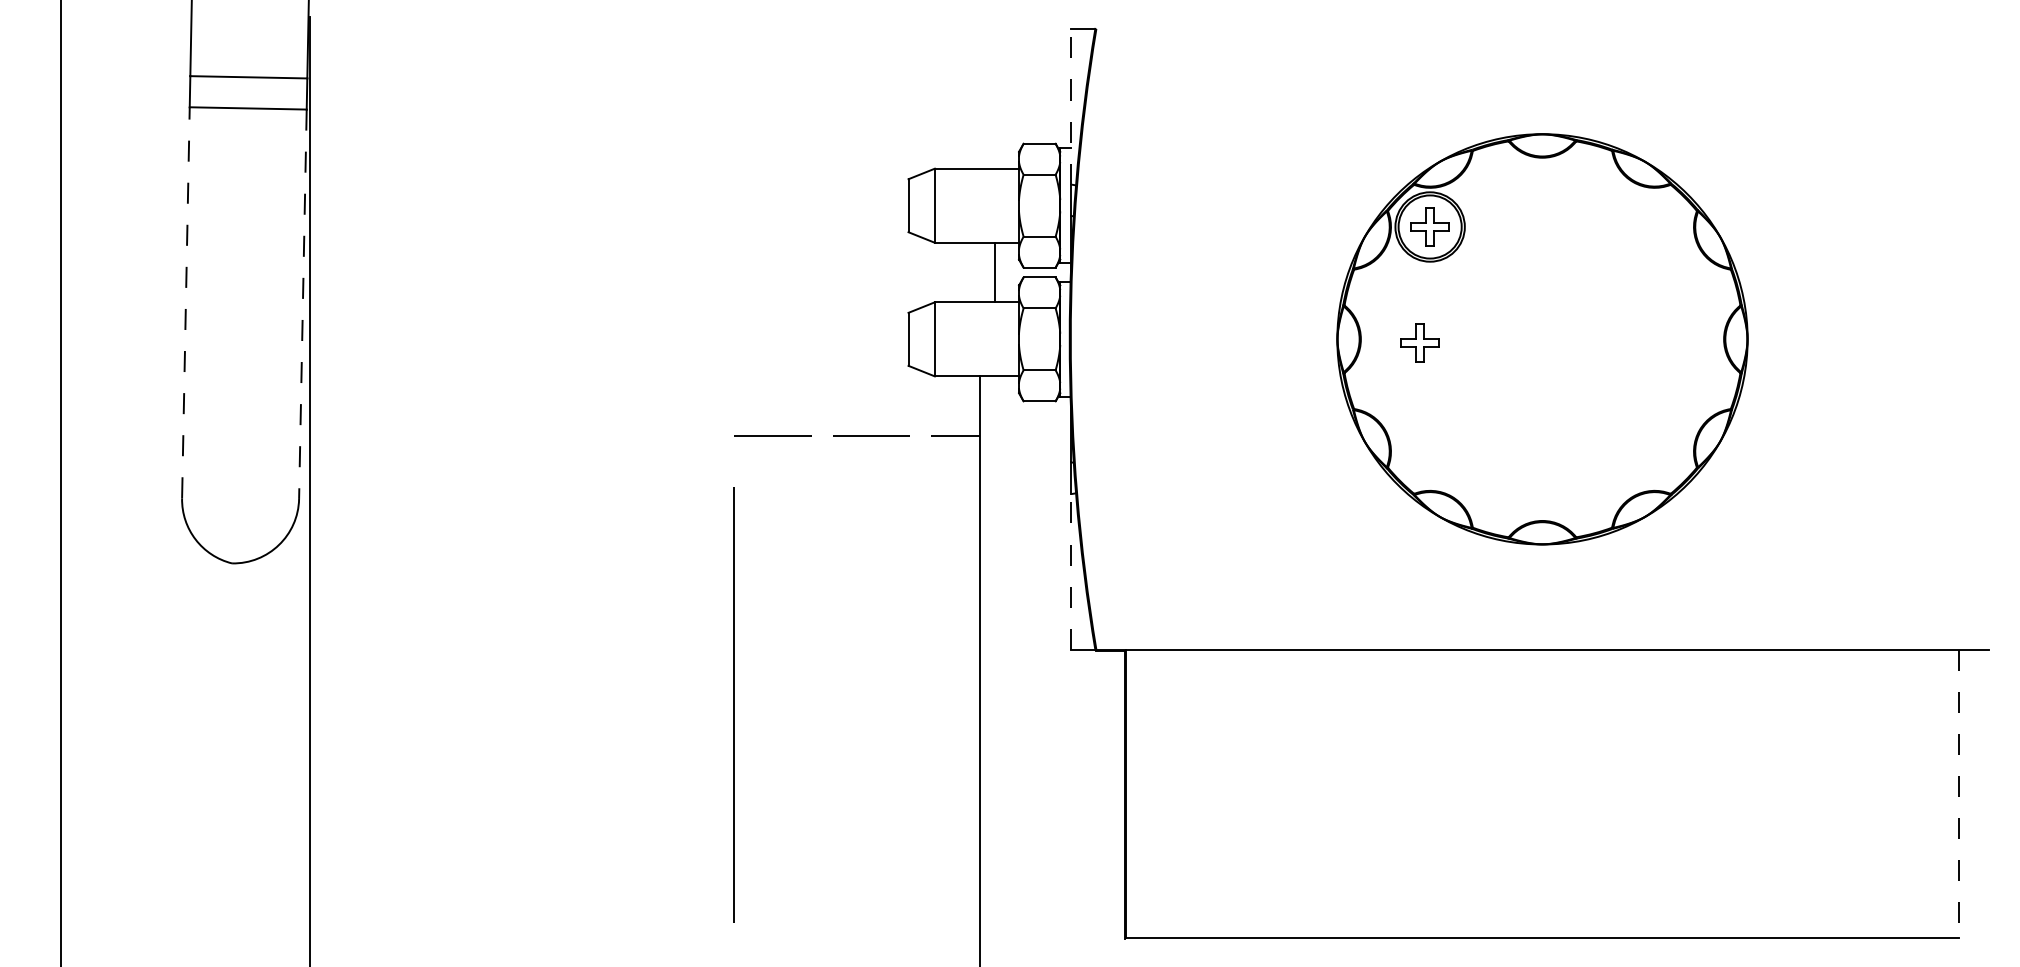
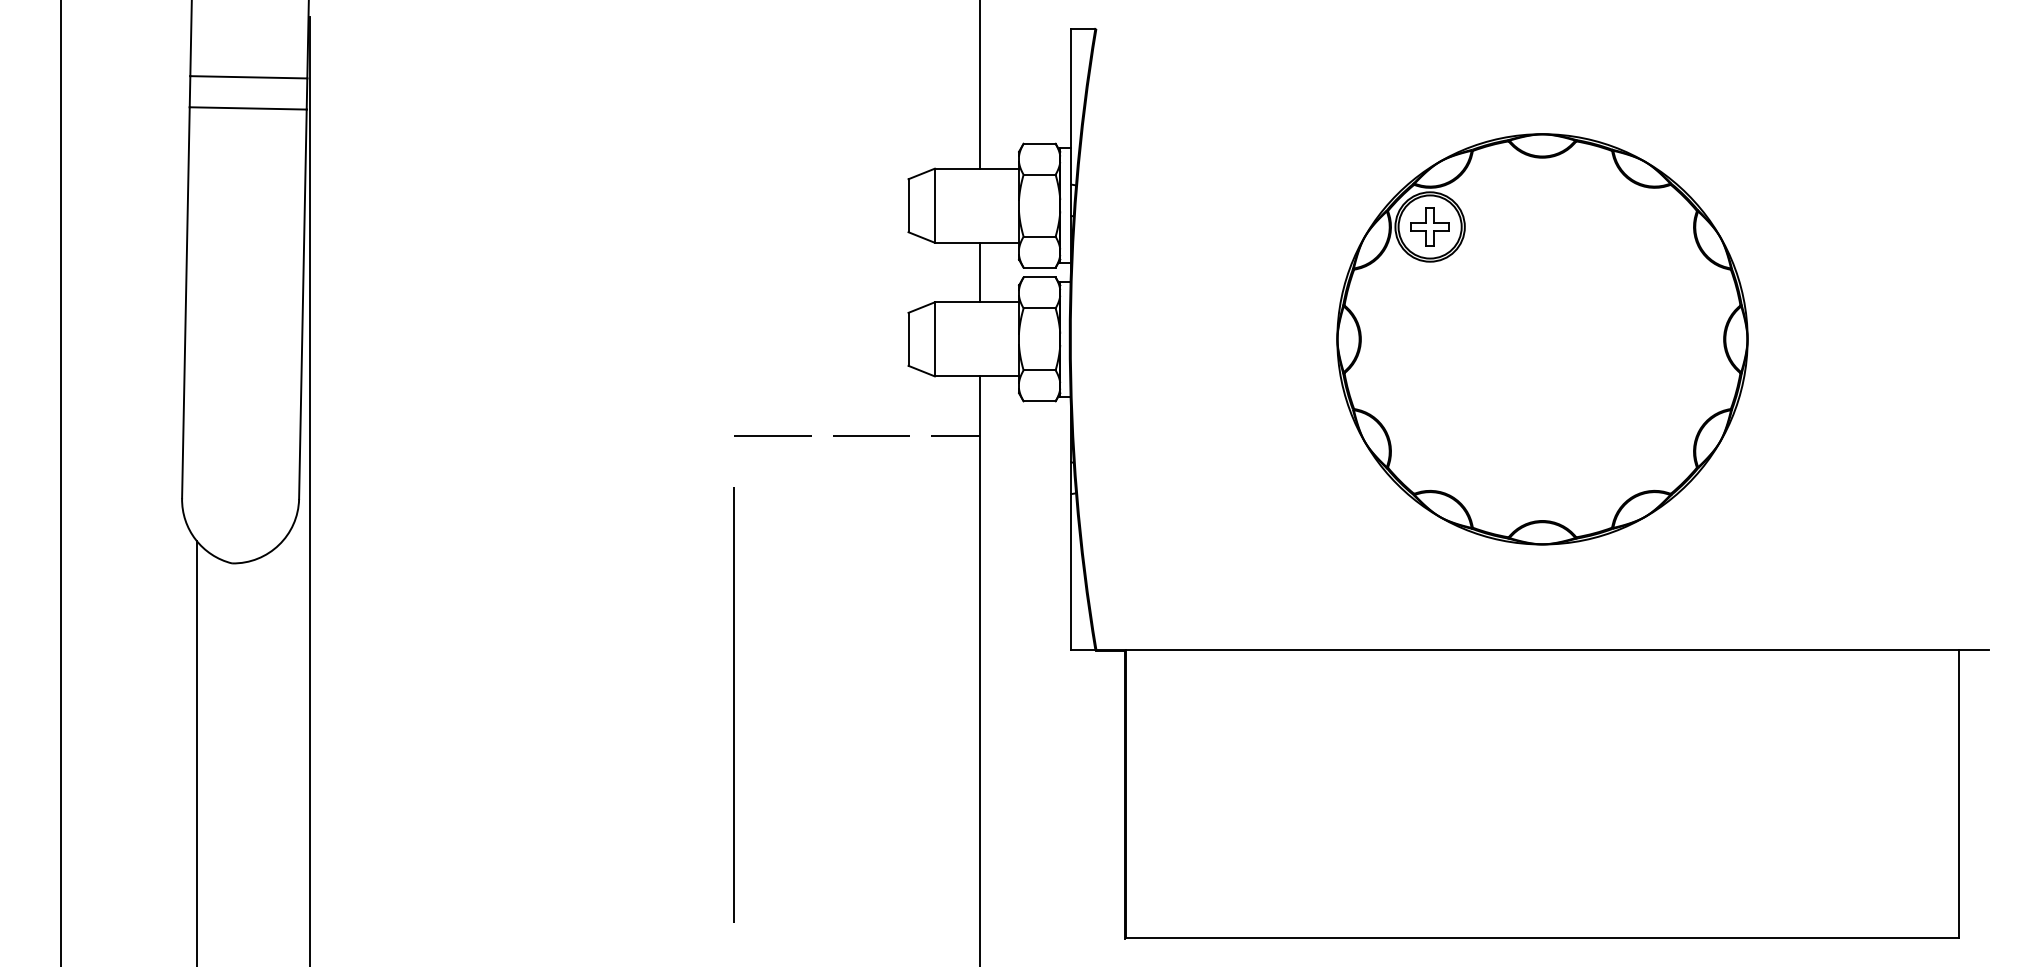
line: none -> present (980, 85)
line: dashed -> solid (1070, 106)
line position: (995, 272) -> (980, 272) (980, 272)
line: dashed -> solid (185, 302)
line: dashed -> solid (302, 304)
part: present -> none (1419, 342)
line: dashed -> solid (1070, 571)
line: none -> present (196, 752)
line: dashed -> solid (1958, 794)
